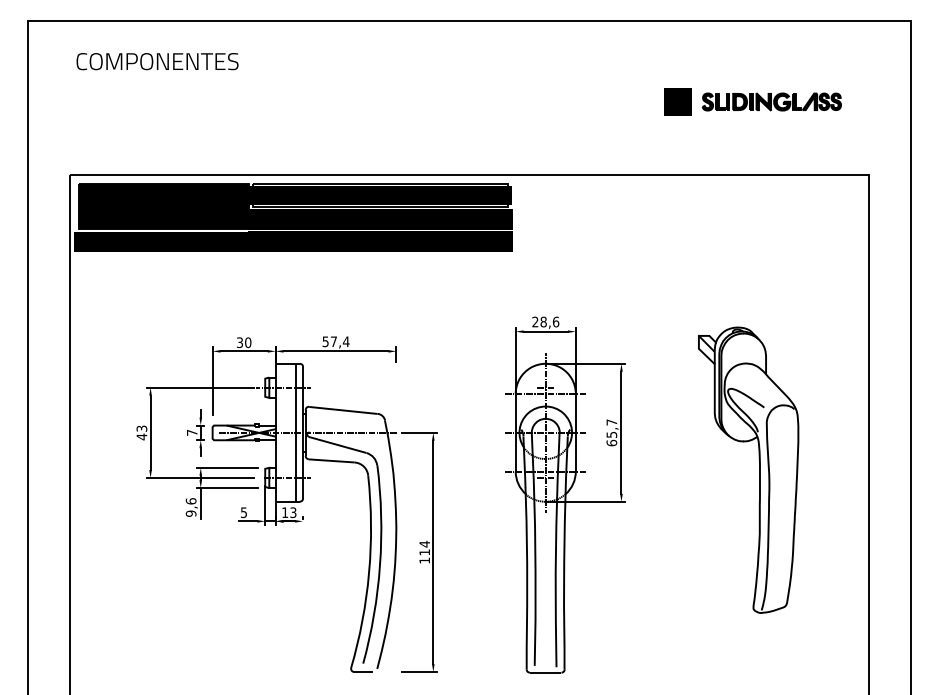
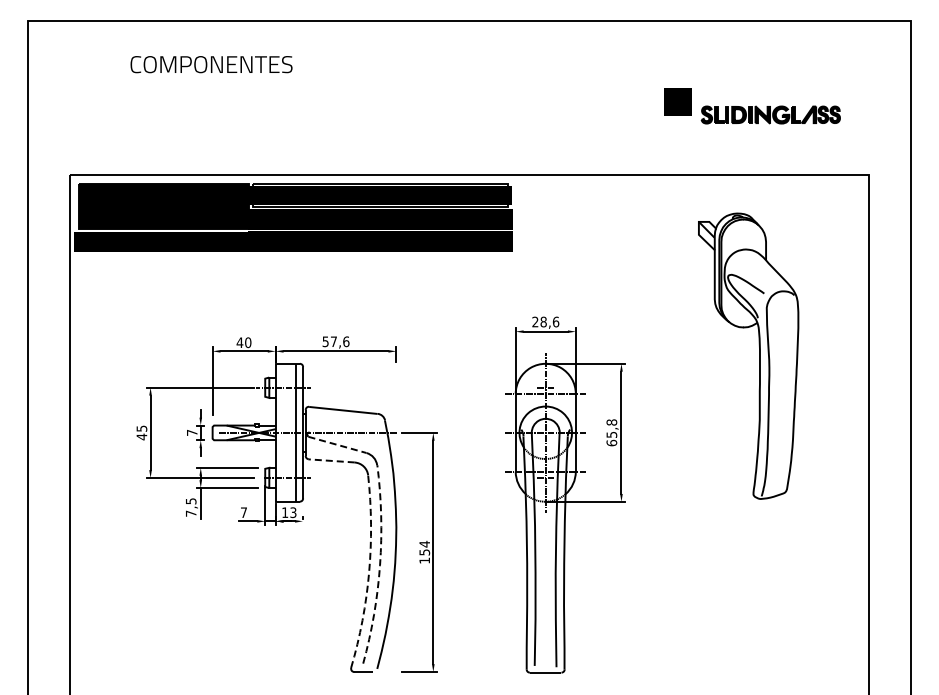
text position: (157, 61) -> (211, 64) (211, 64)
part position: (771, 101) -> (770, 114) (770, 114)
text: 57,4 -> 57,6 (345, 341)
text: 30 -> 40 (239, 342)
text: 65,7 -> 65,8 (611, 422)
text: 43 -> 45 (141, 428)
line: solid -> dashed (337, 445)
line: solid -> dashed (331, 460)
part position: (759, 469) -> (759, 355) (759, 355)
text: 9,6 -> 7,5 (190, 507)
text: 5 -> 7 (243, 512)
text: 114 -> 154 (424, 552)
arc: solid -> dashed (380, 565)
arc: solid -> dashed (369, 572)
